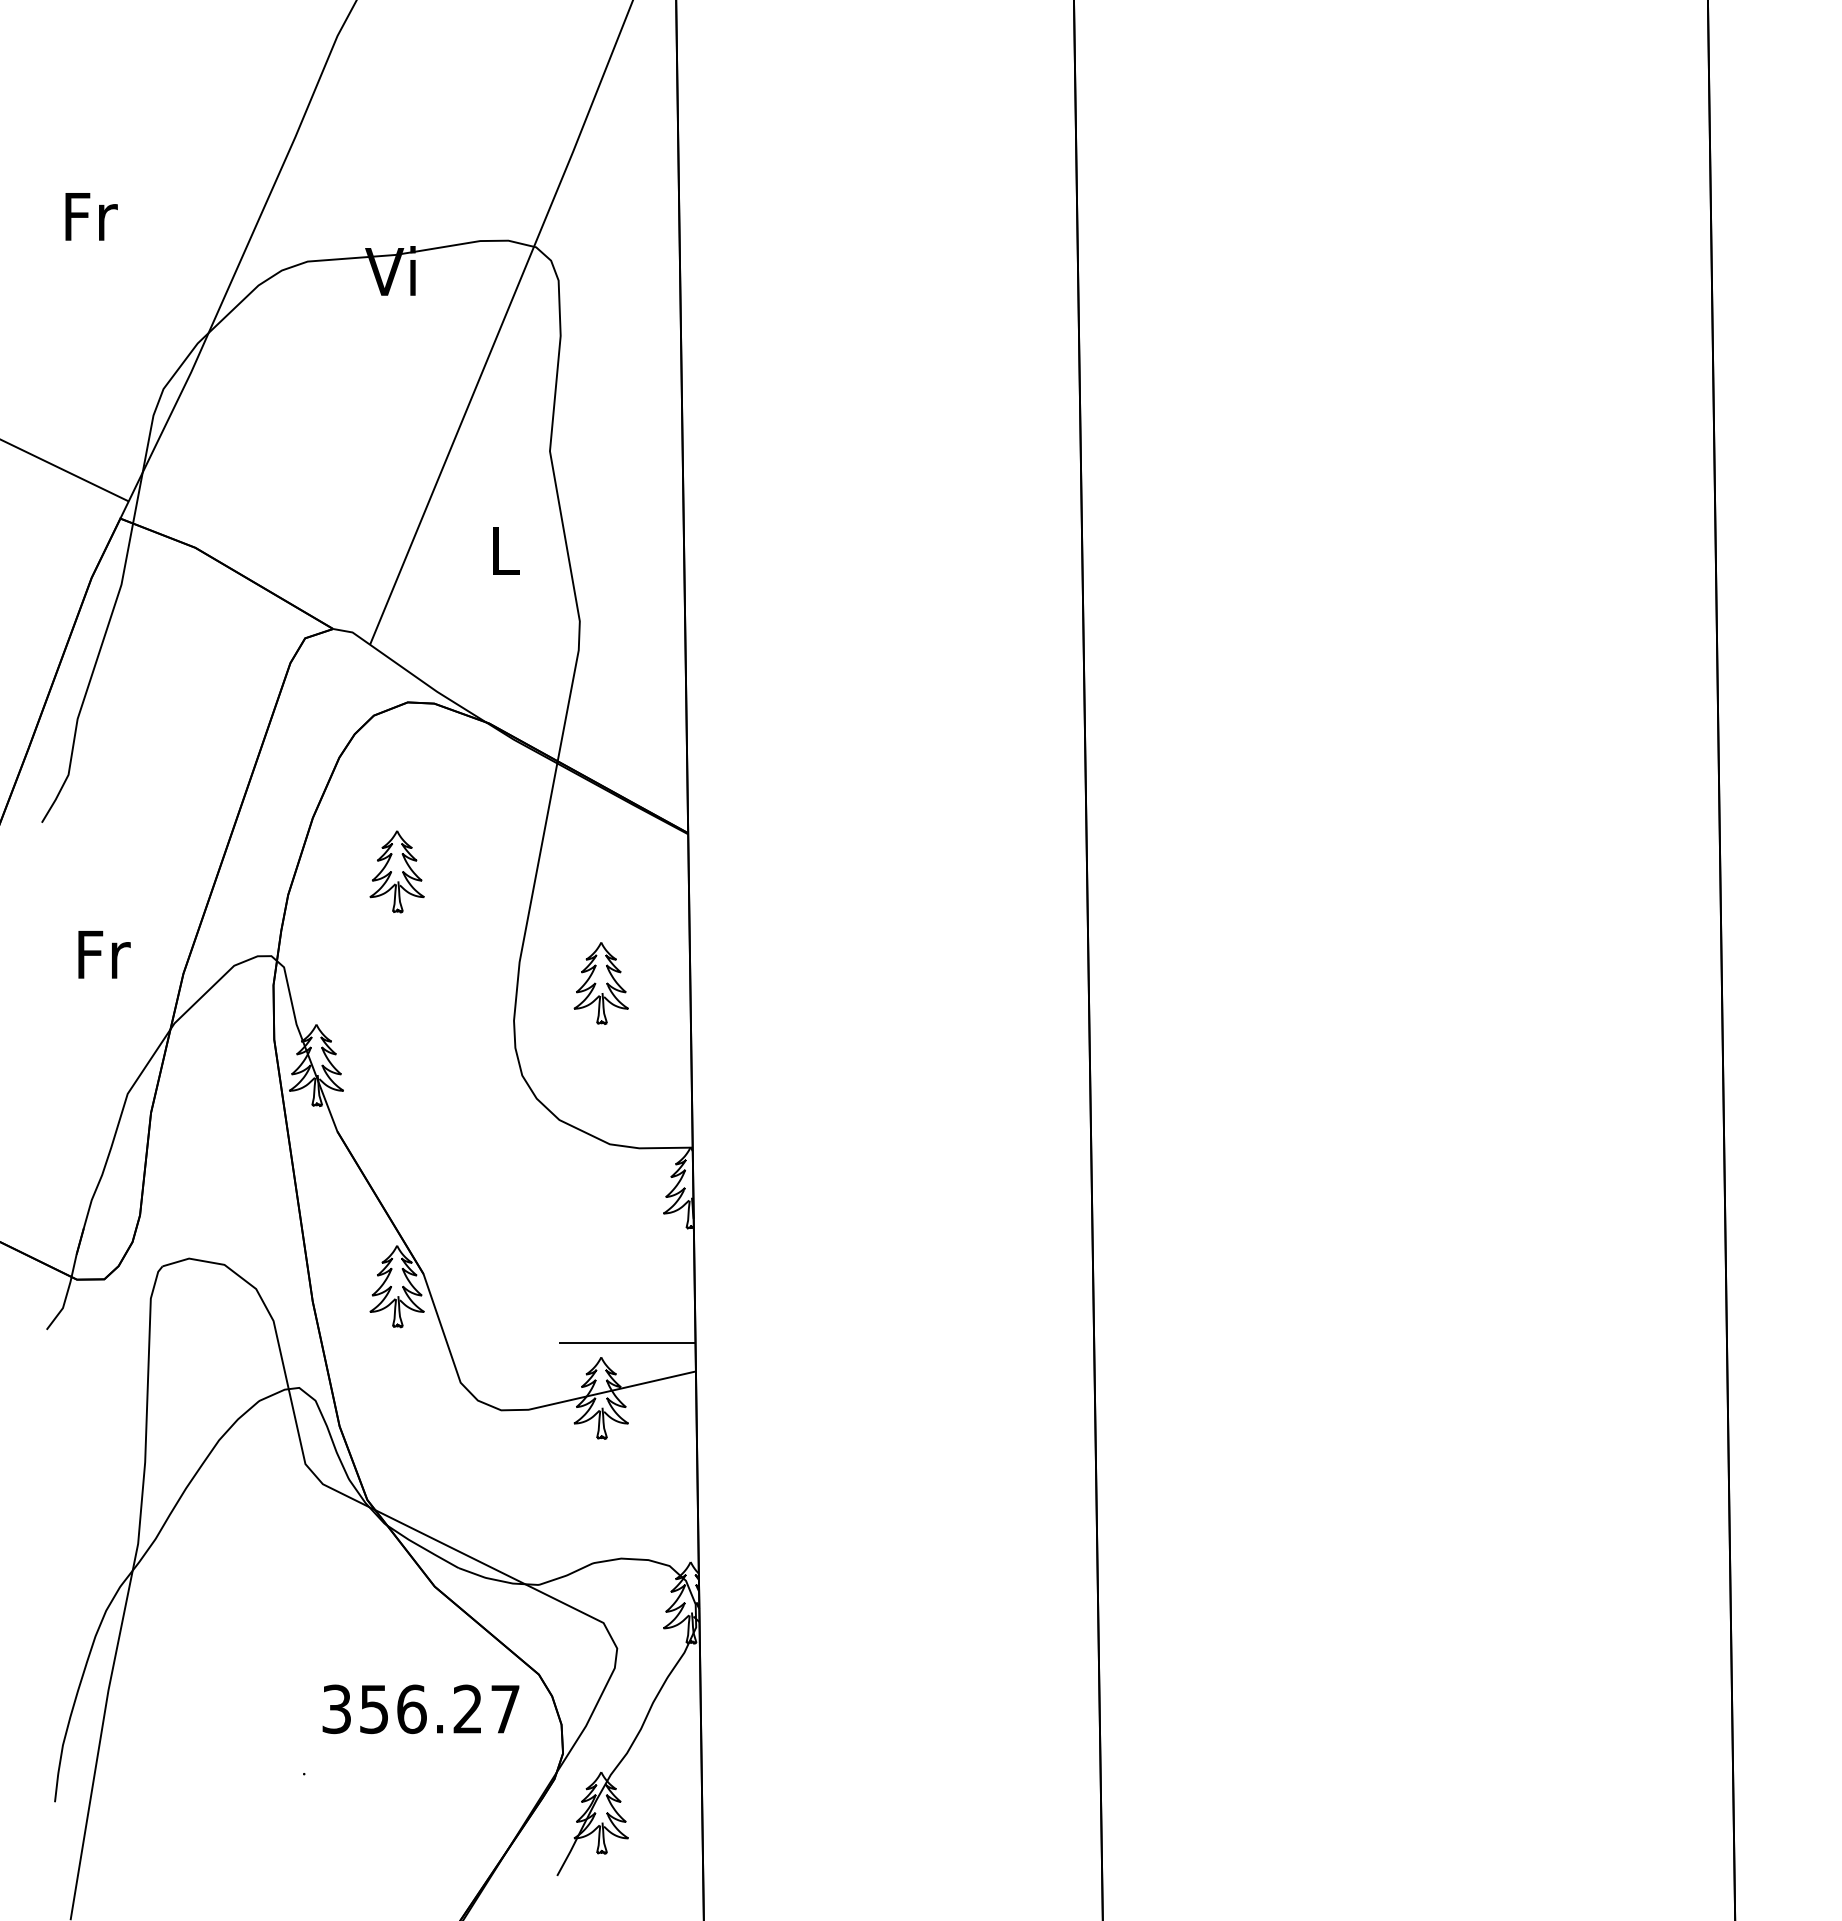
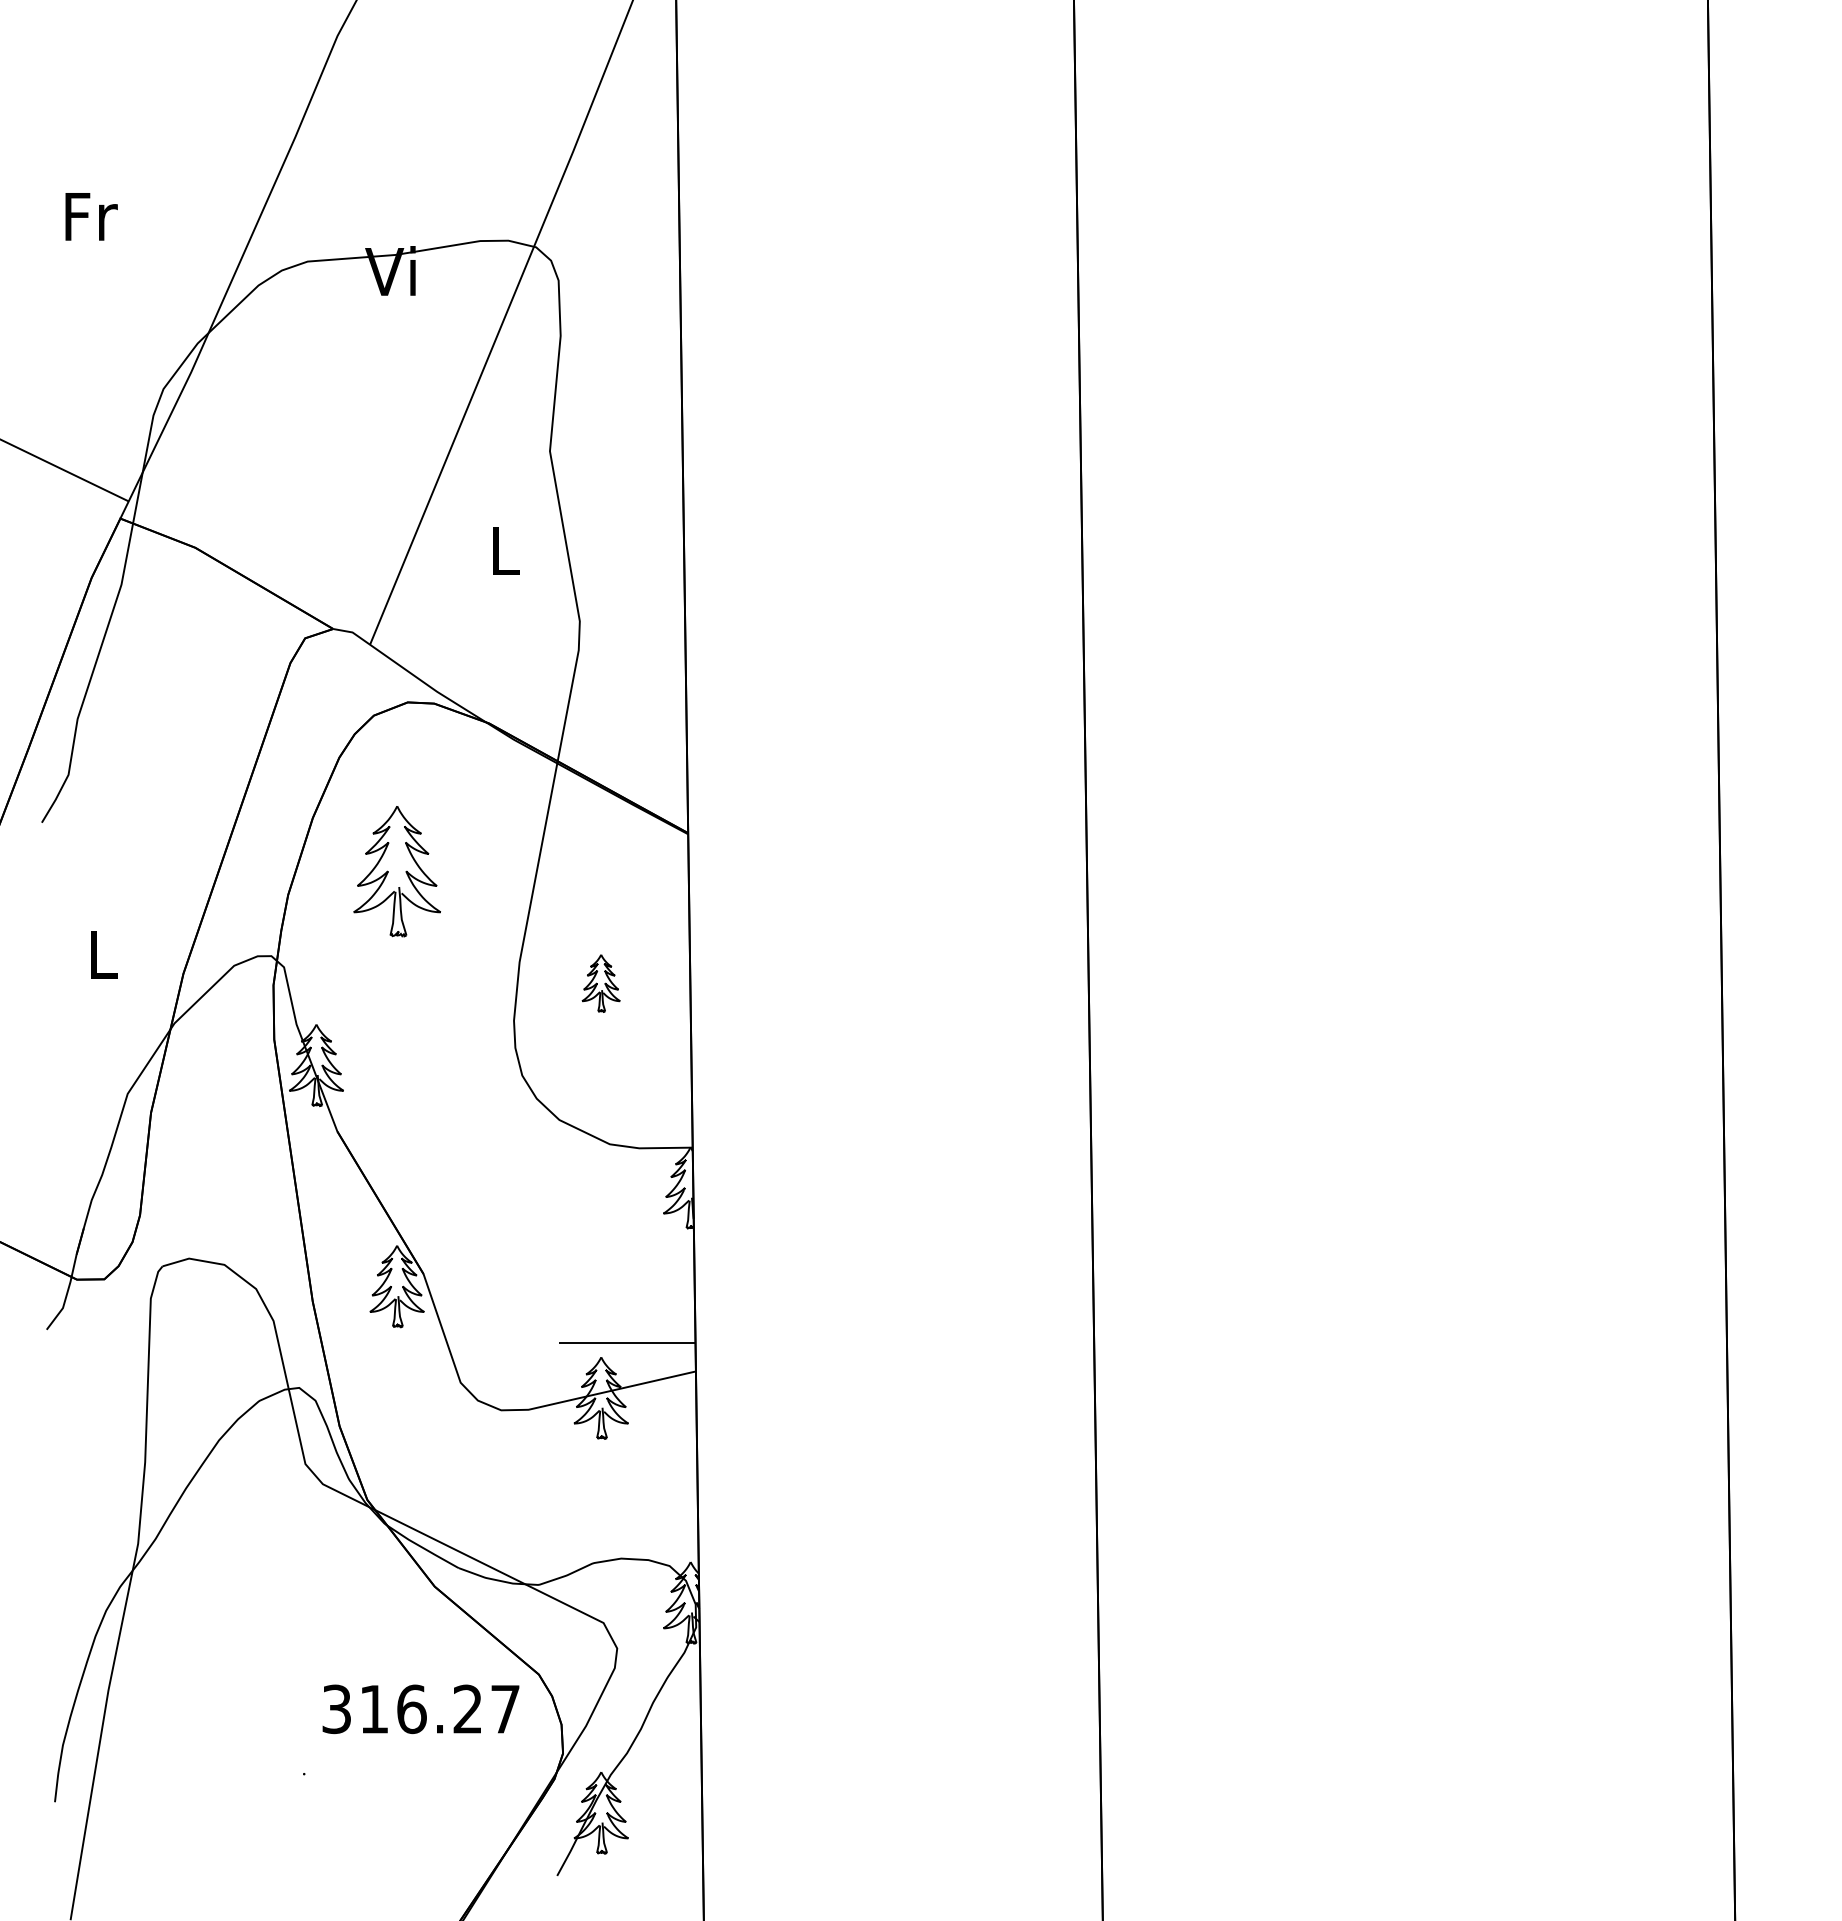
part size: 56x84 px -> 88x132 px (396, 871)
text: Fr -> L (104, 954)
part size: 56x83 px -> 40x59 px (600, 983)
text: 356.27 -> 316.27 (373, 1709)
